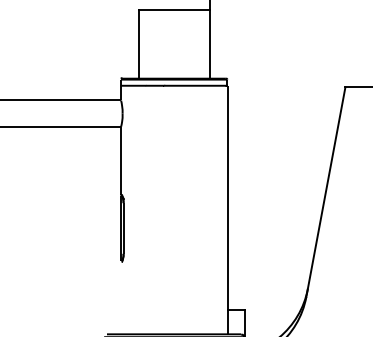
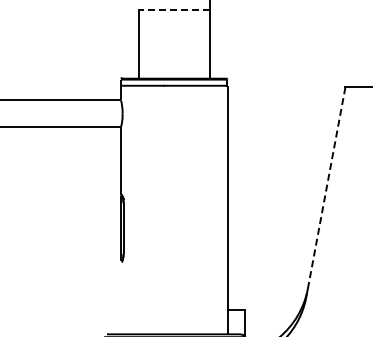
line: solid -> dashed (173, 9)
line: solid -> dashed (325, 192)
